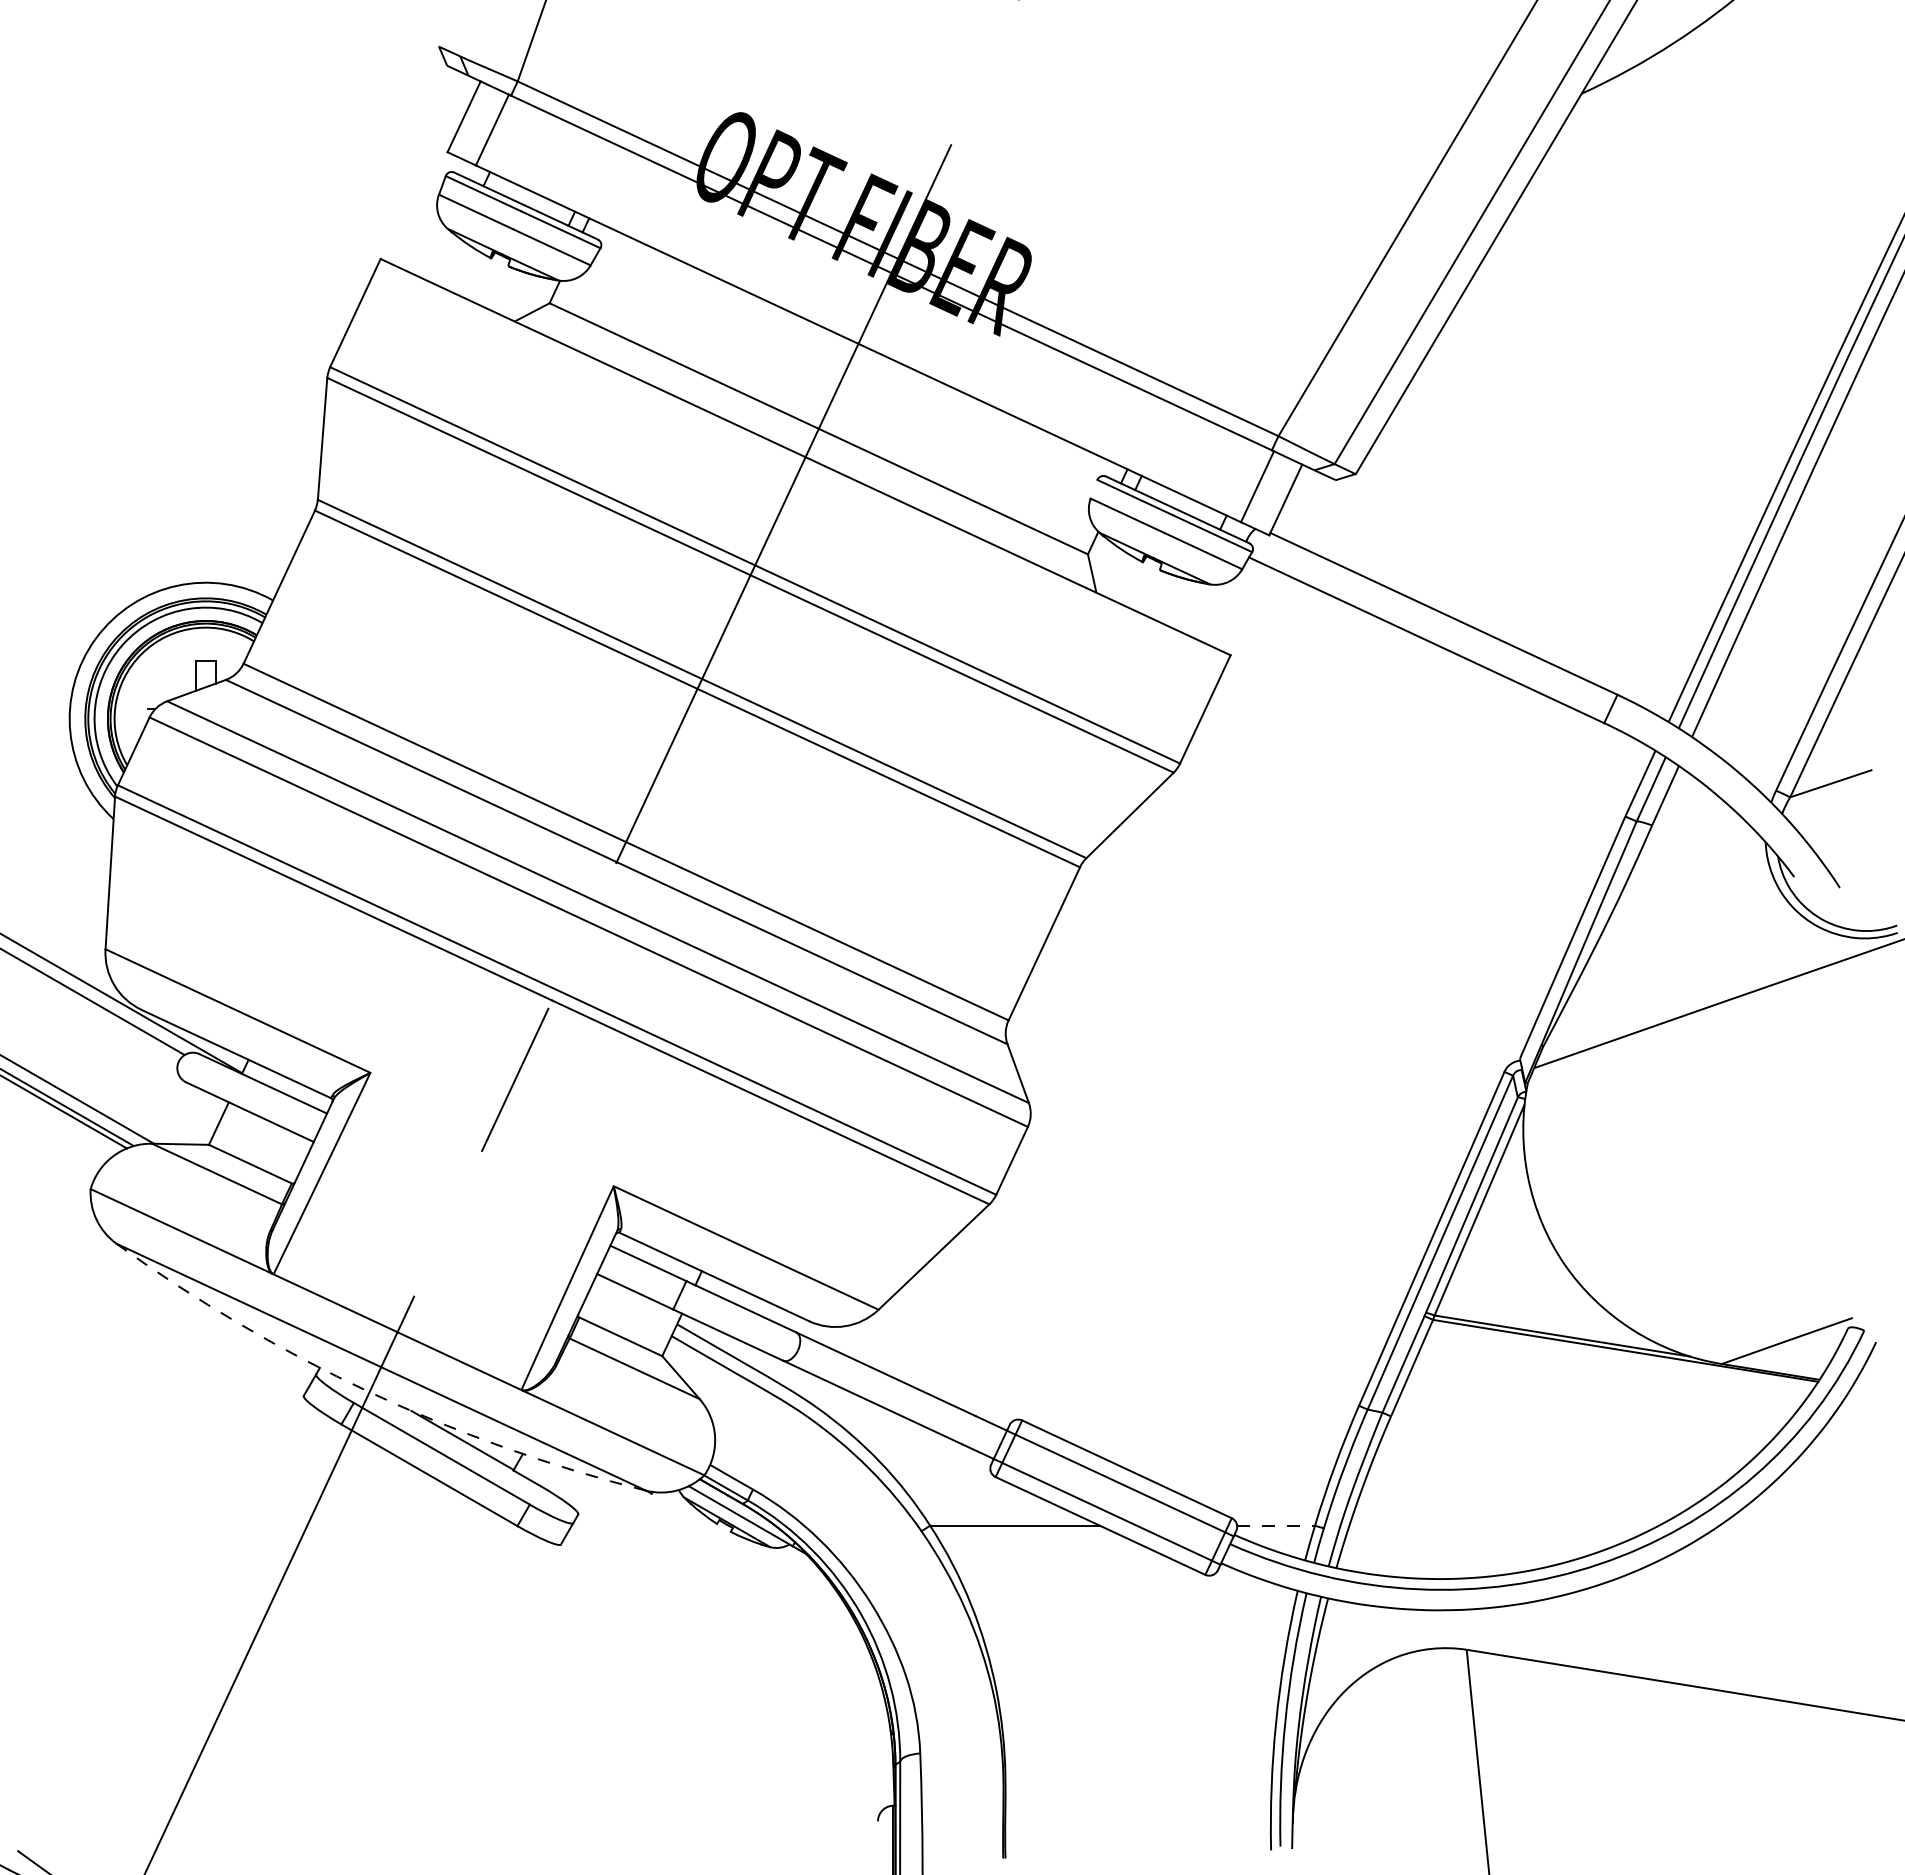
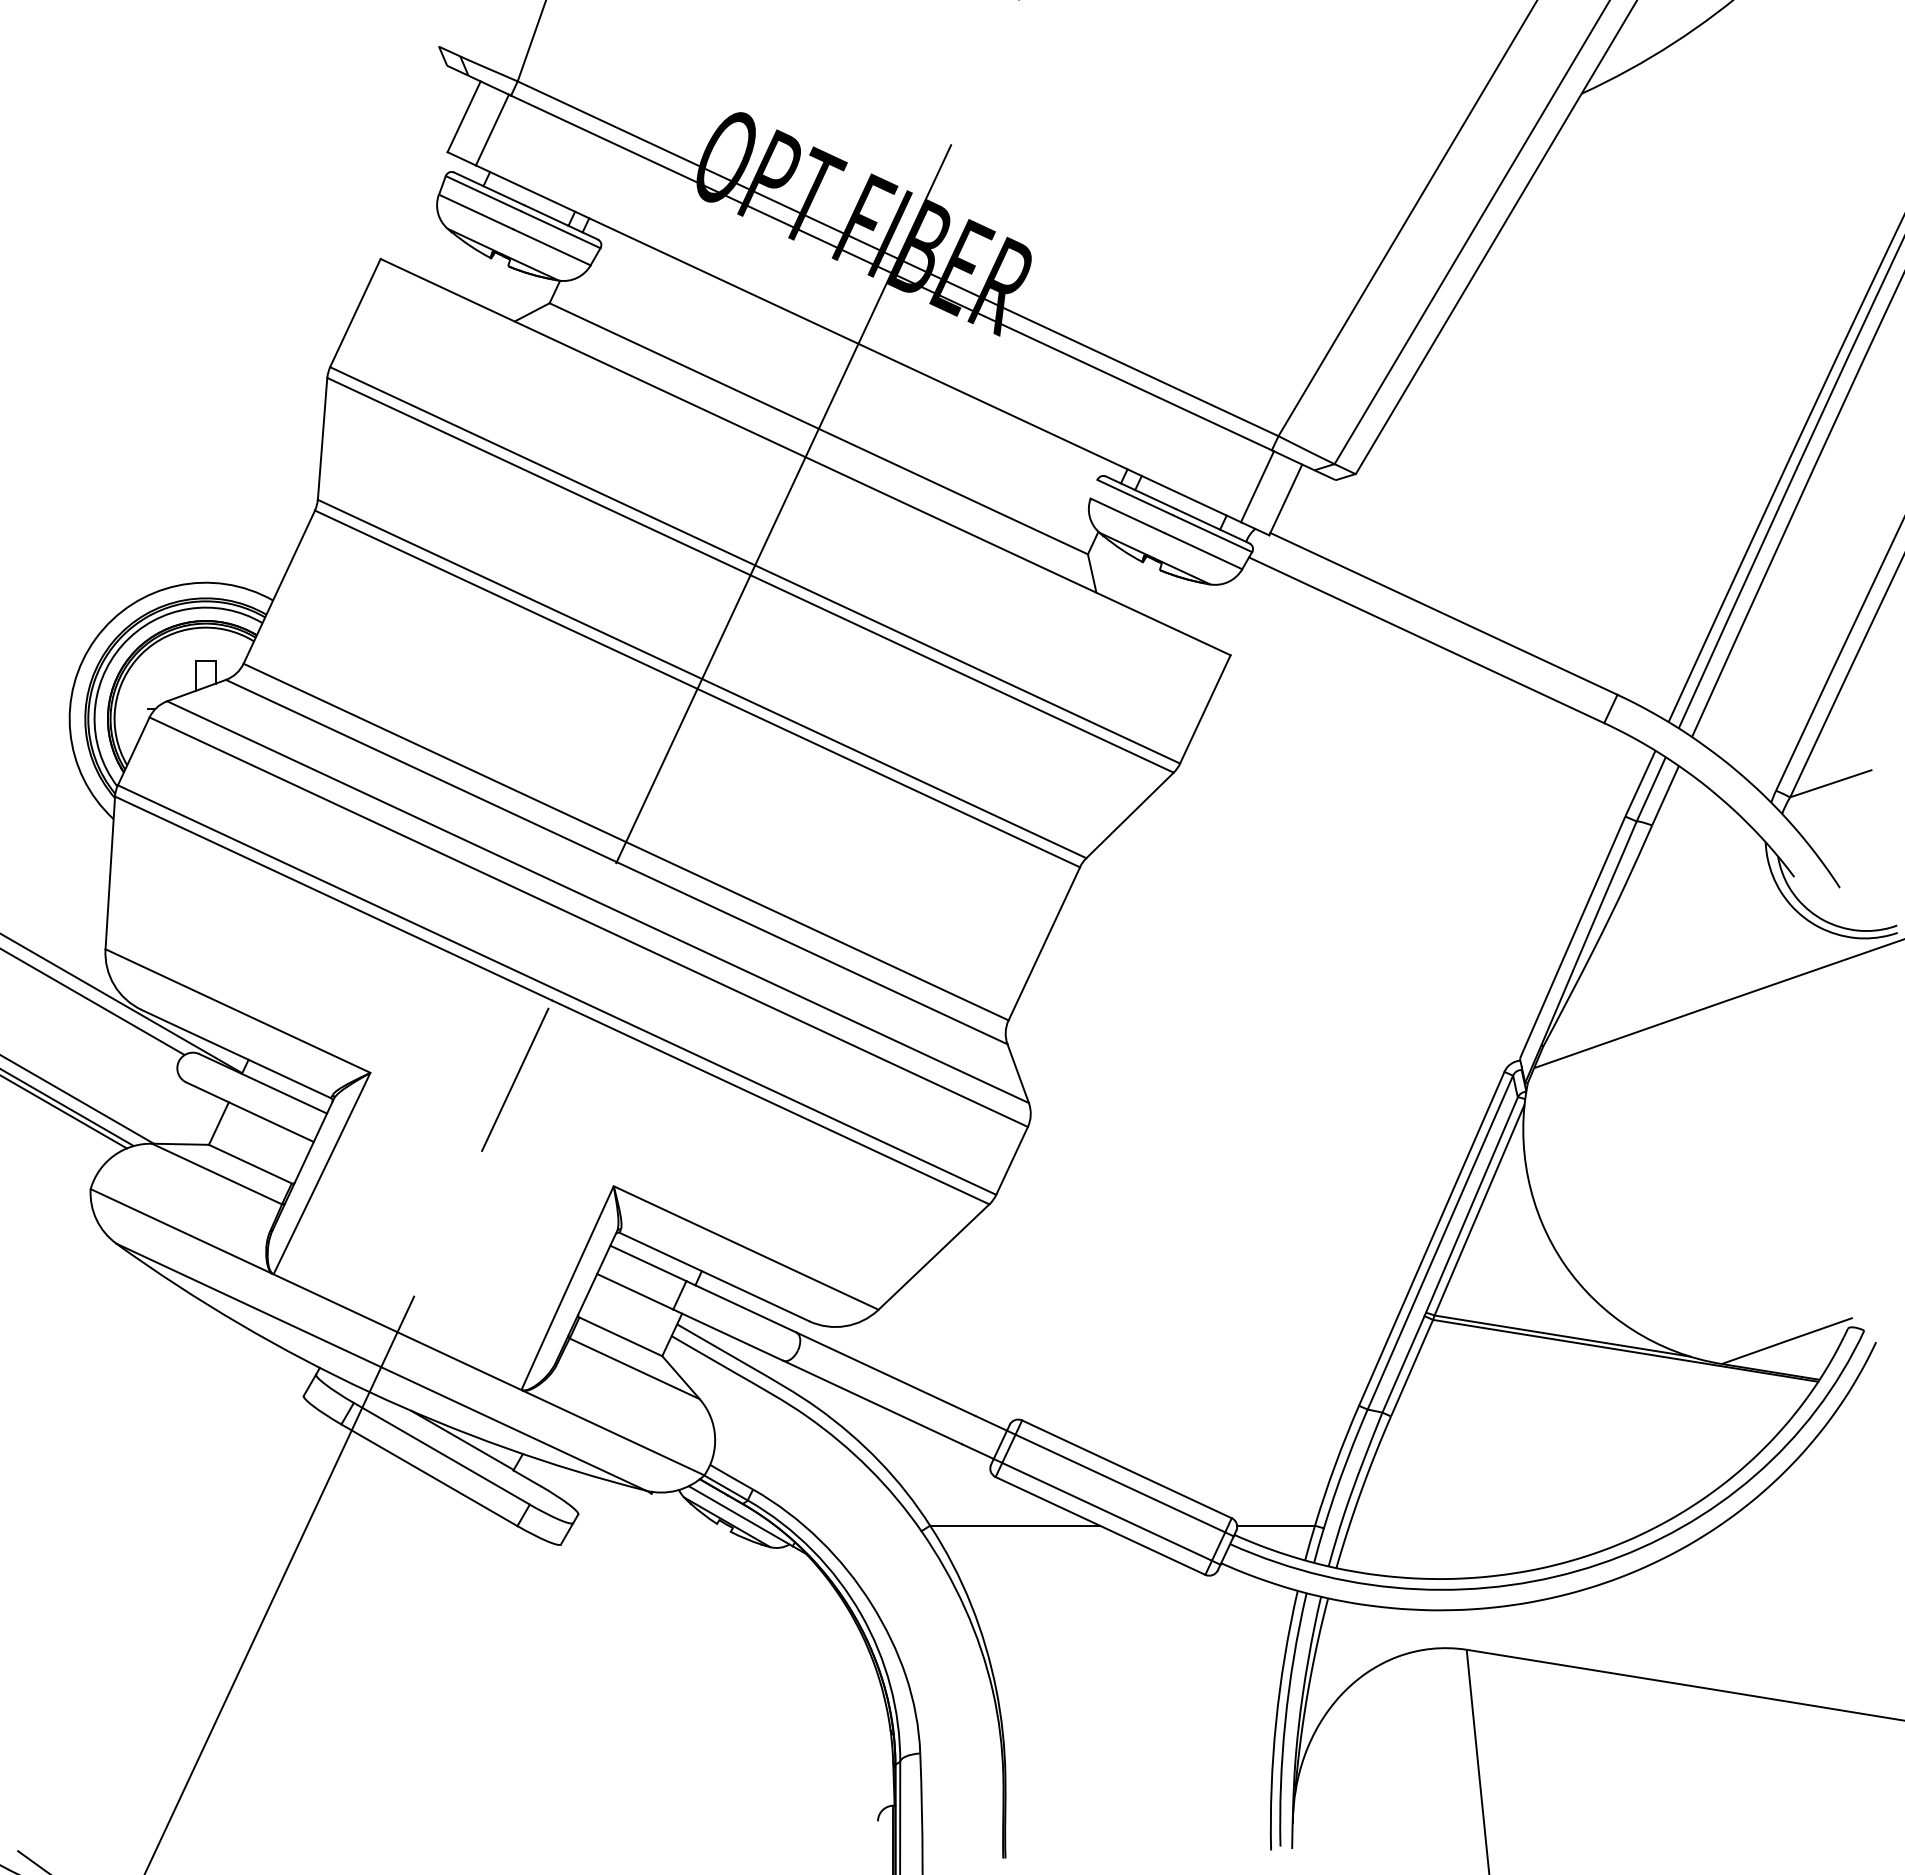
arc: dashed -> solid (369, 1392)
line: dashed -> solid (1276, 1525)
